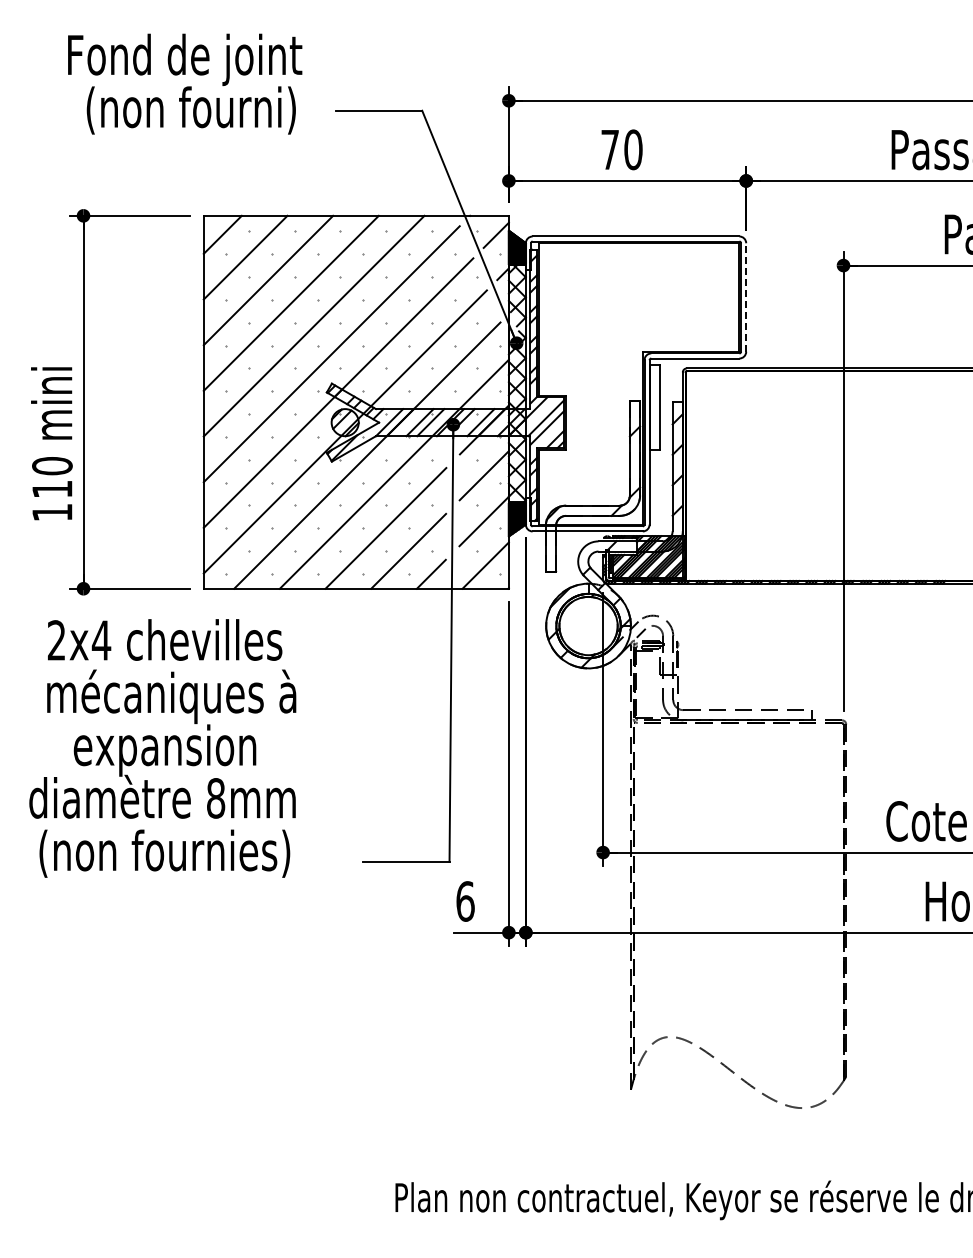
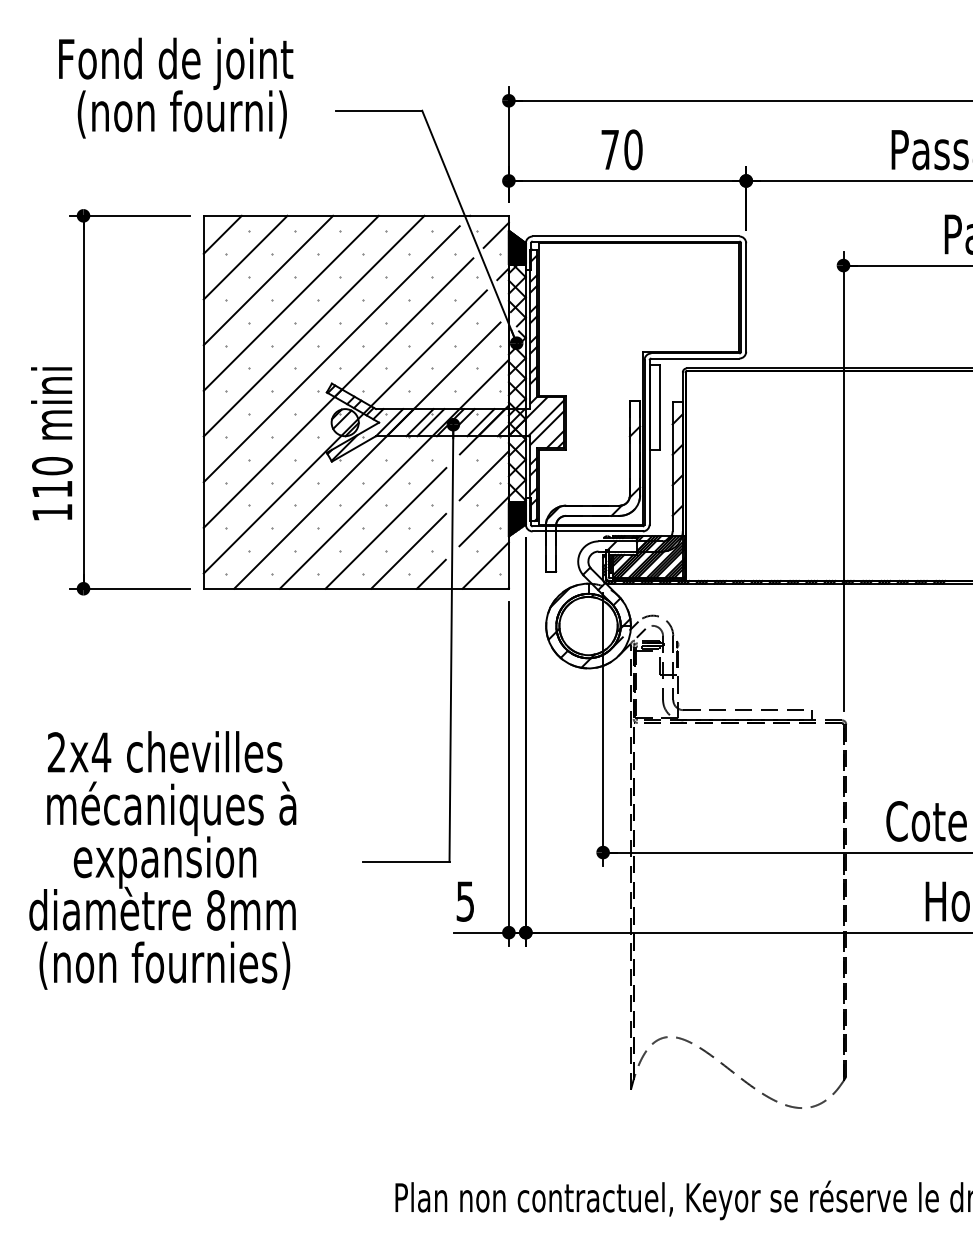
text position: (185, 83) -> (176, 87) (176, 87)
line: dashed -> solid (746, 297)
text position: (162, 748) -> (162, 860) (162, 860)
text: 6 -> 5 (465, 901)
